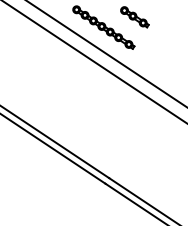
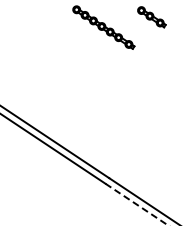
part position: (134, 17) -> (151, 17) (151, 17)
line: present -> none (106, 53)
line: present -> none (94, 61)
line: solid -> dashed (137, 204)
